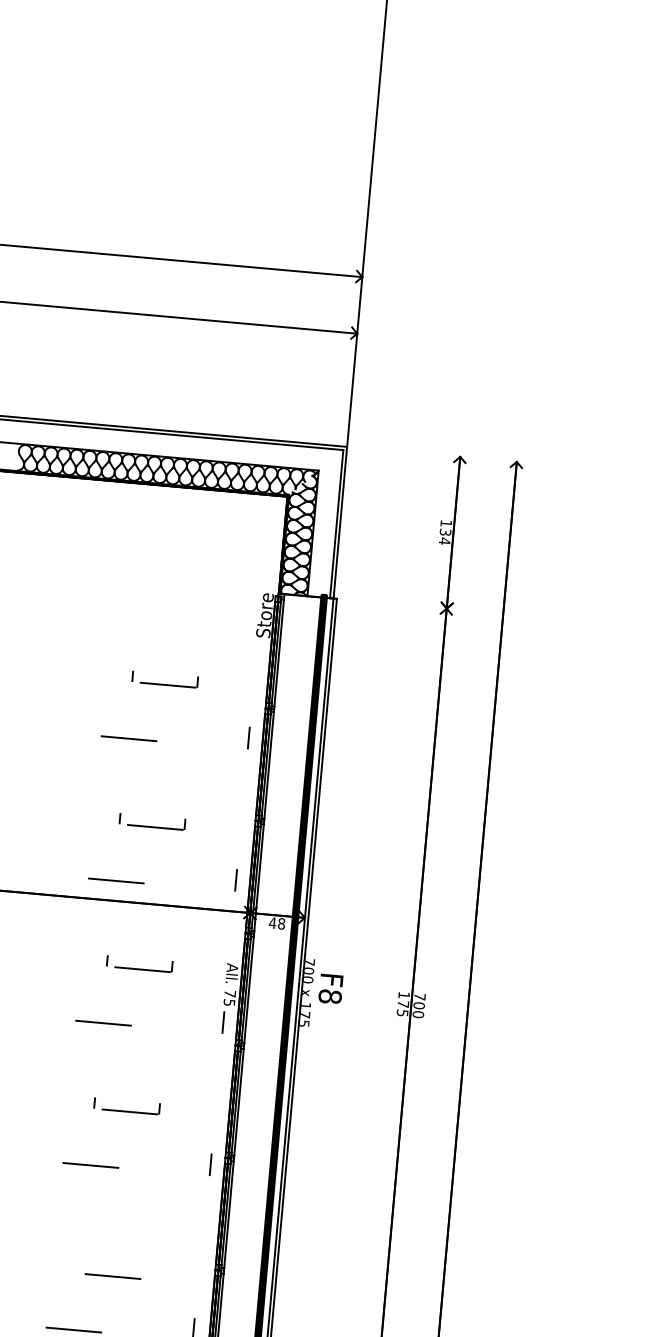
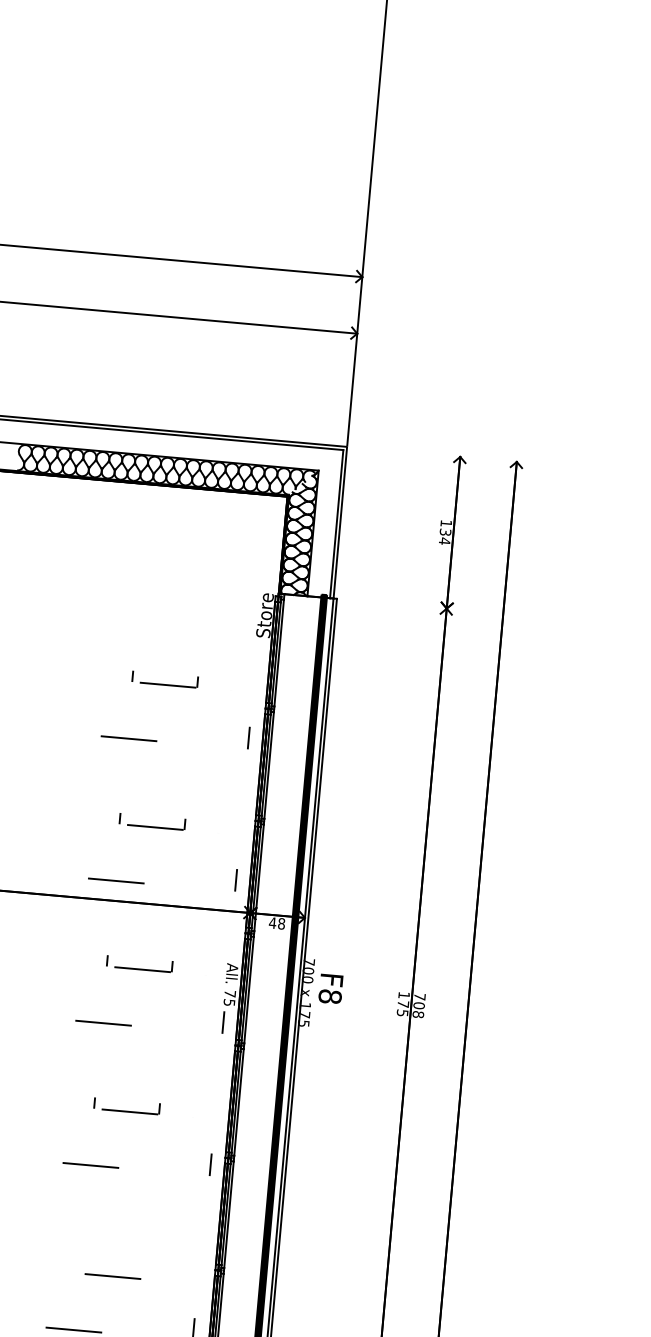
text: 700 -> 708 (417, 1014)
